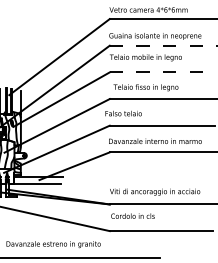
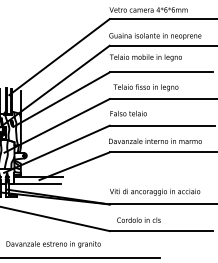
line: dashed -> solid (163, 45)
line: dashed -> solid (161, 72)
text position: (123, 113) -> (128, 113) (128, 113)
text position: (132, 215) -> (138, 219) (138, 219)
